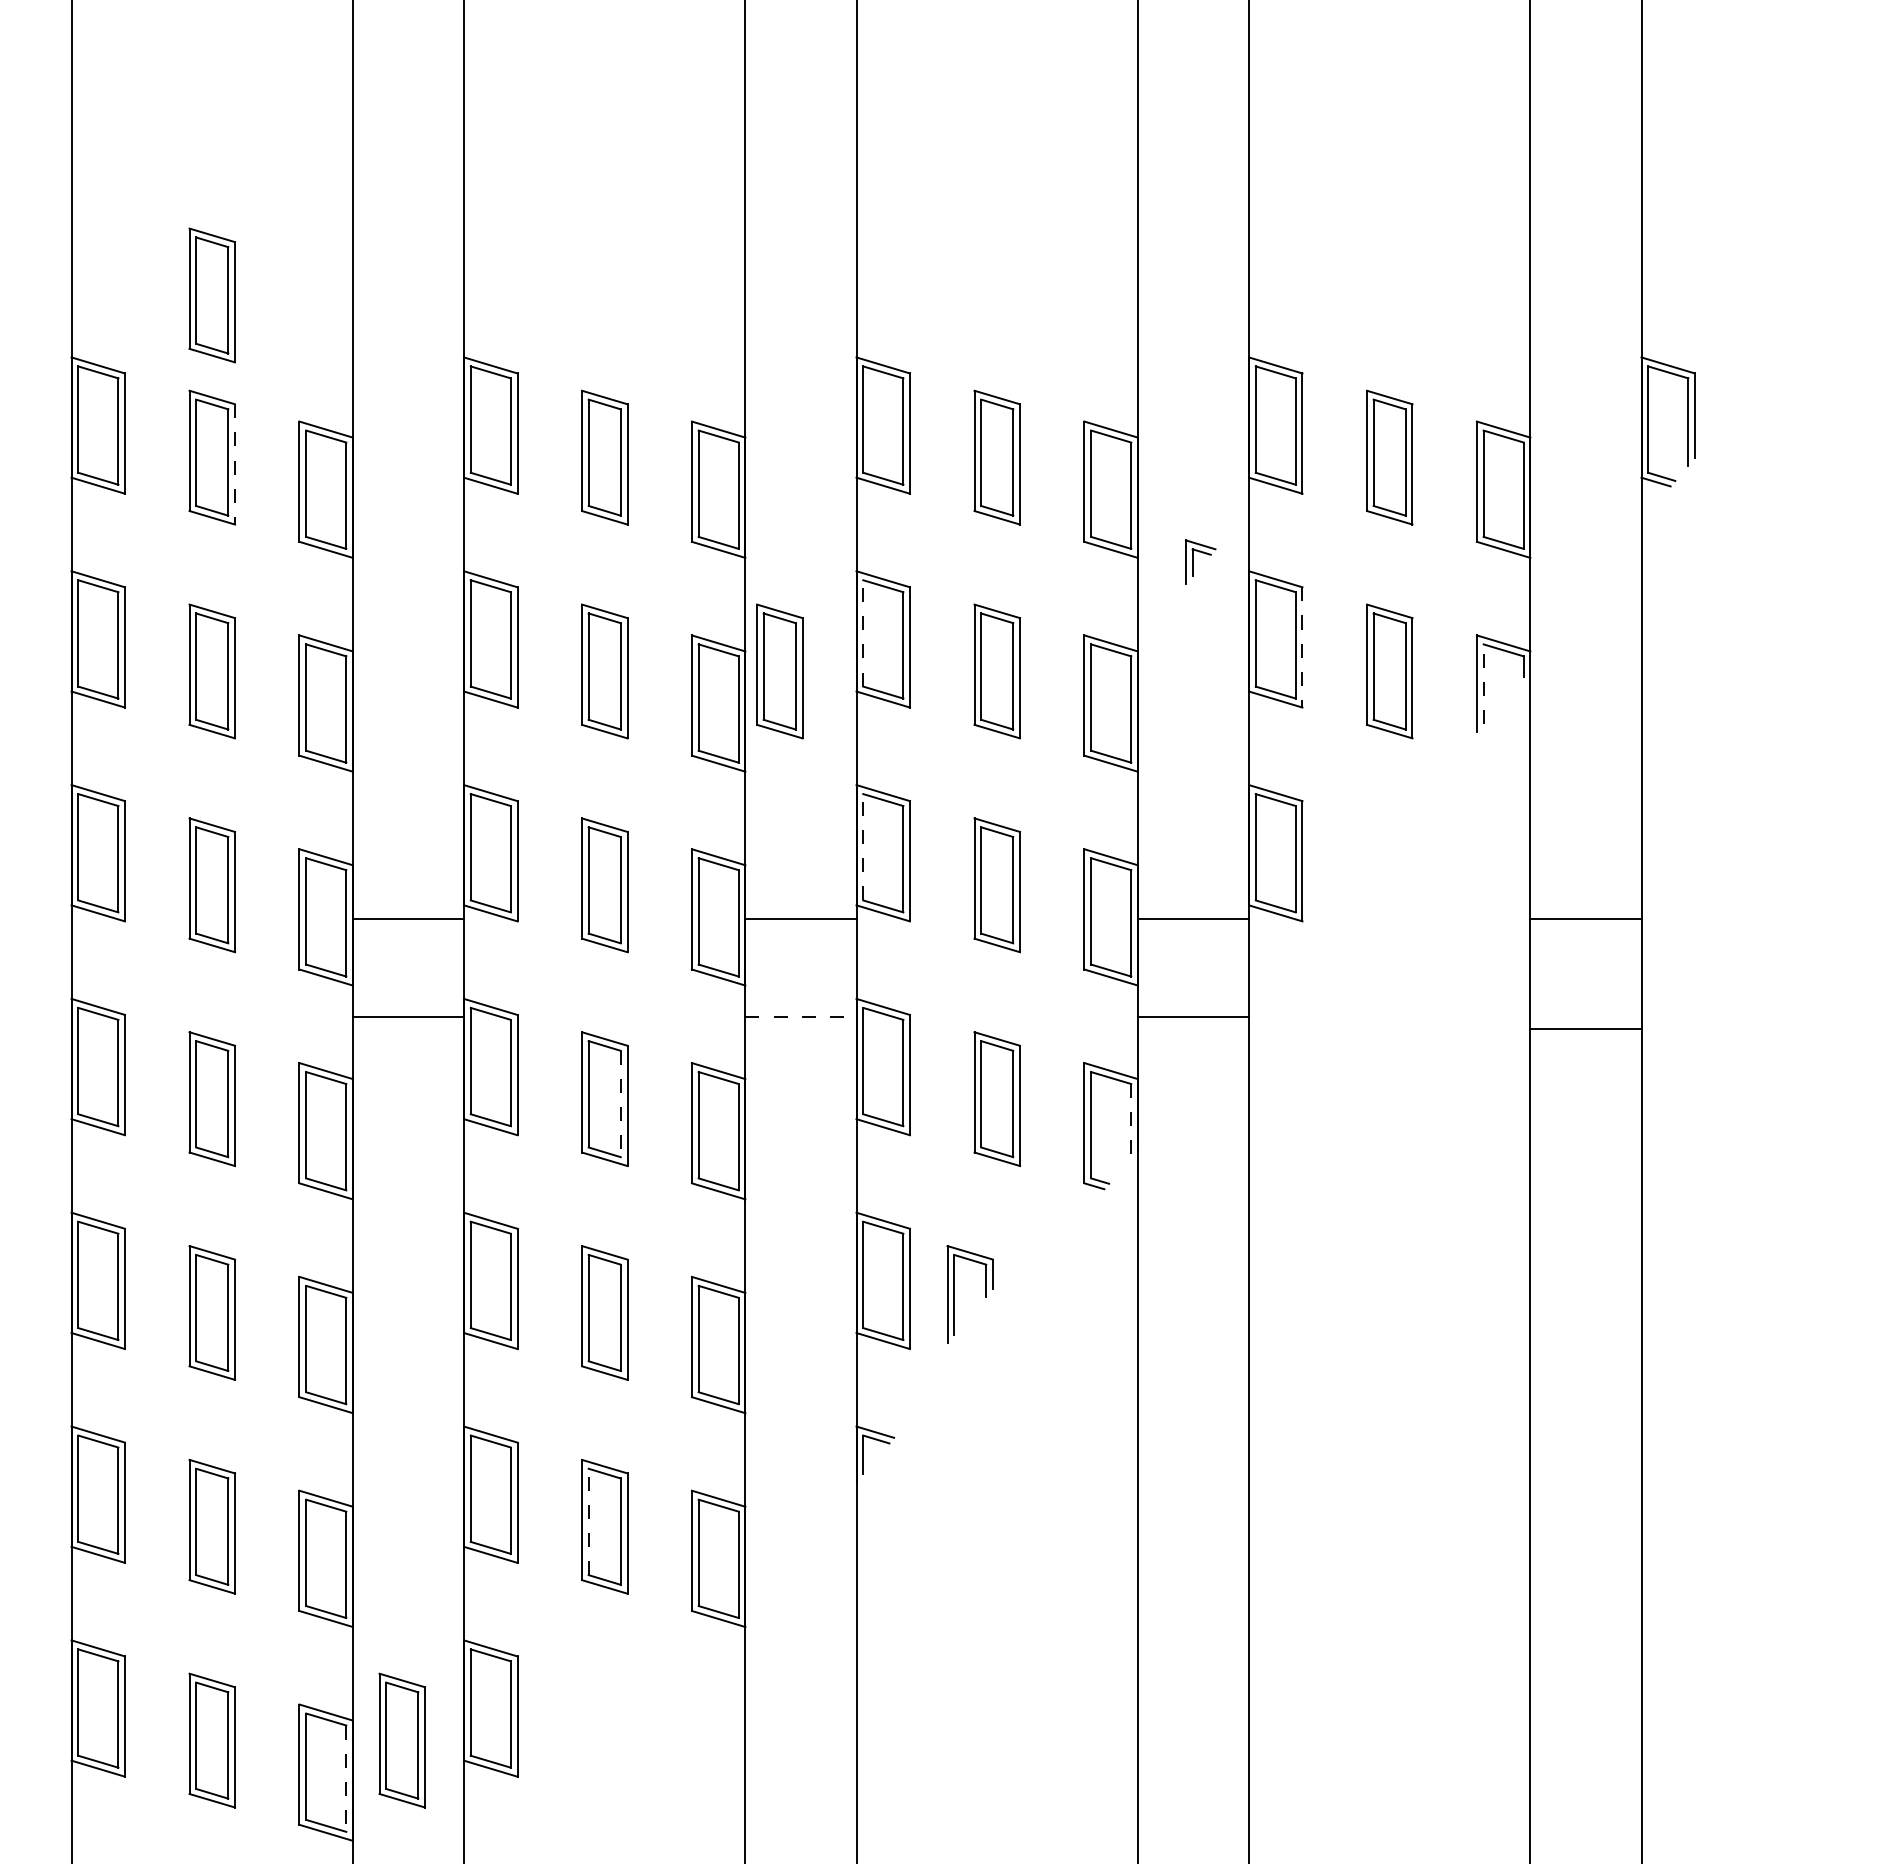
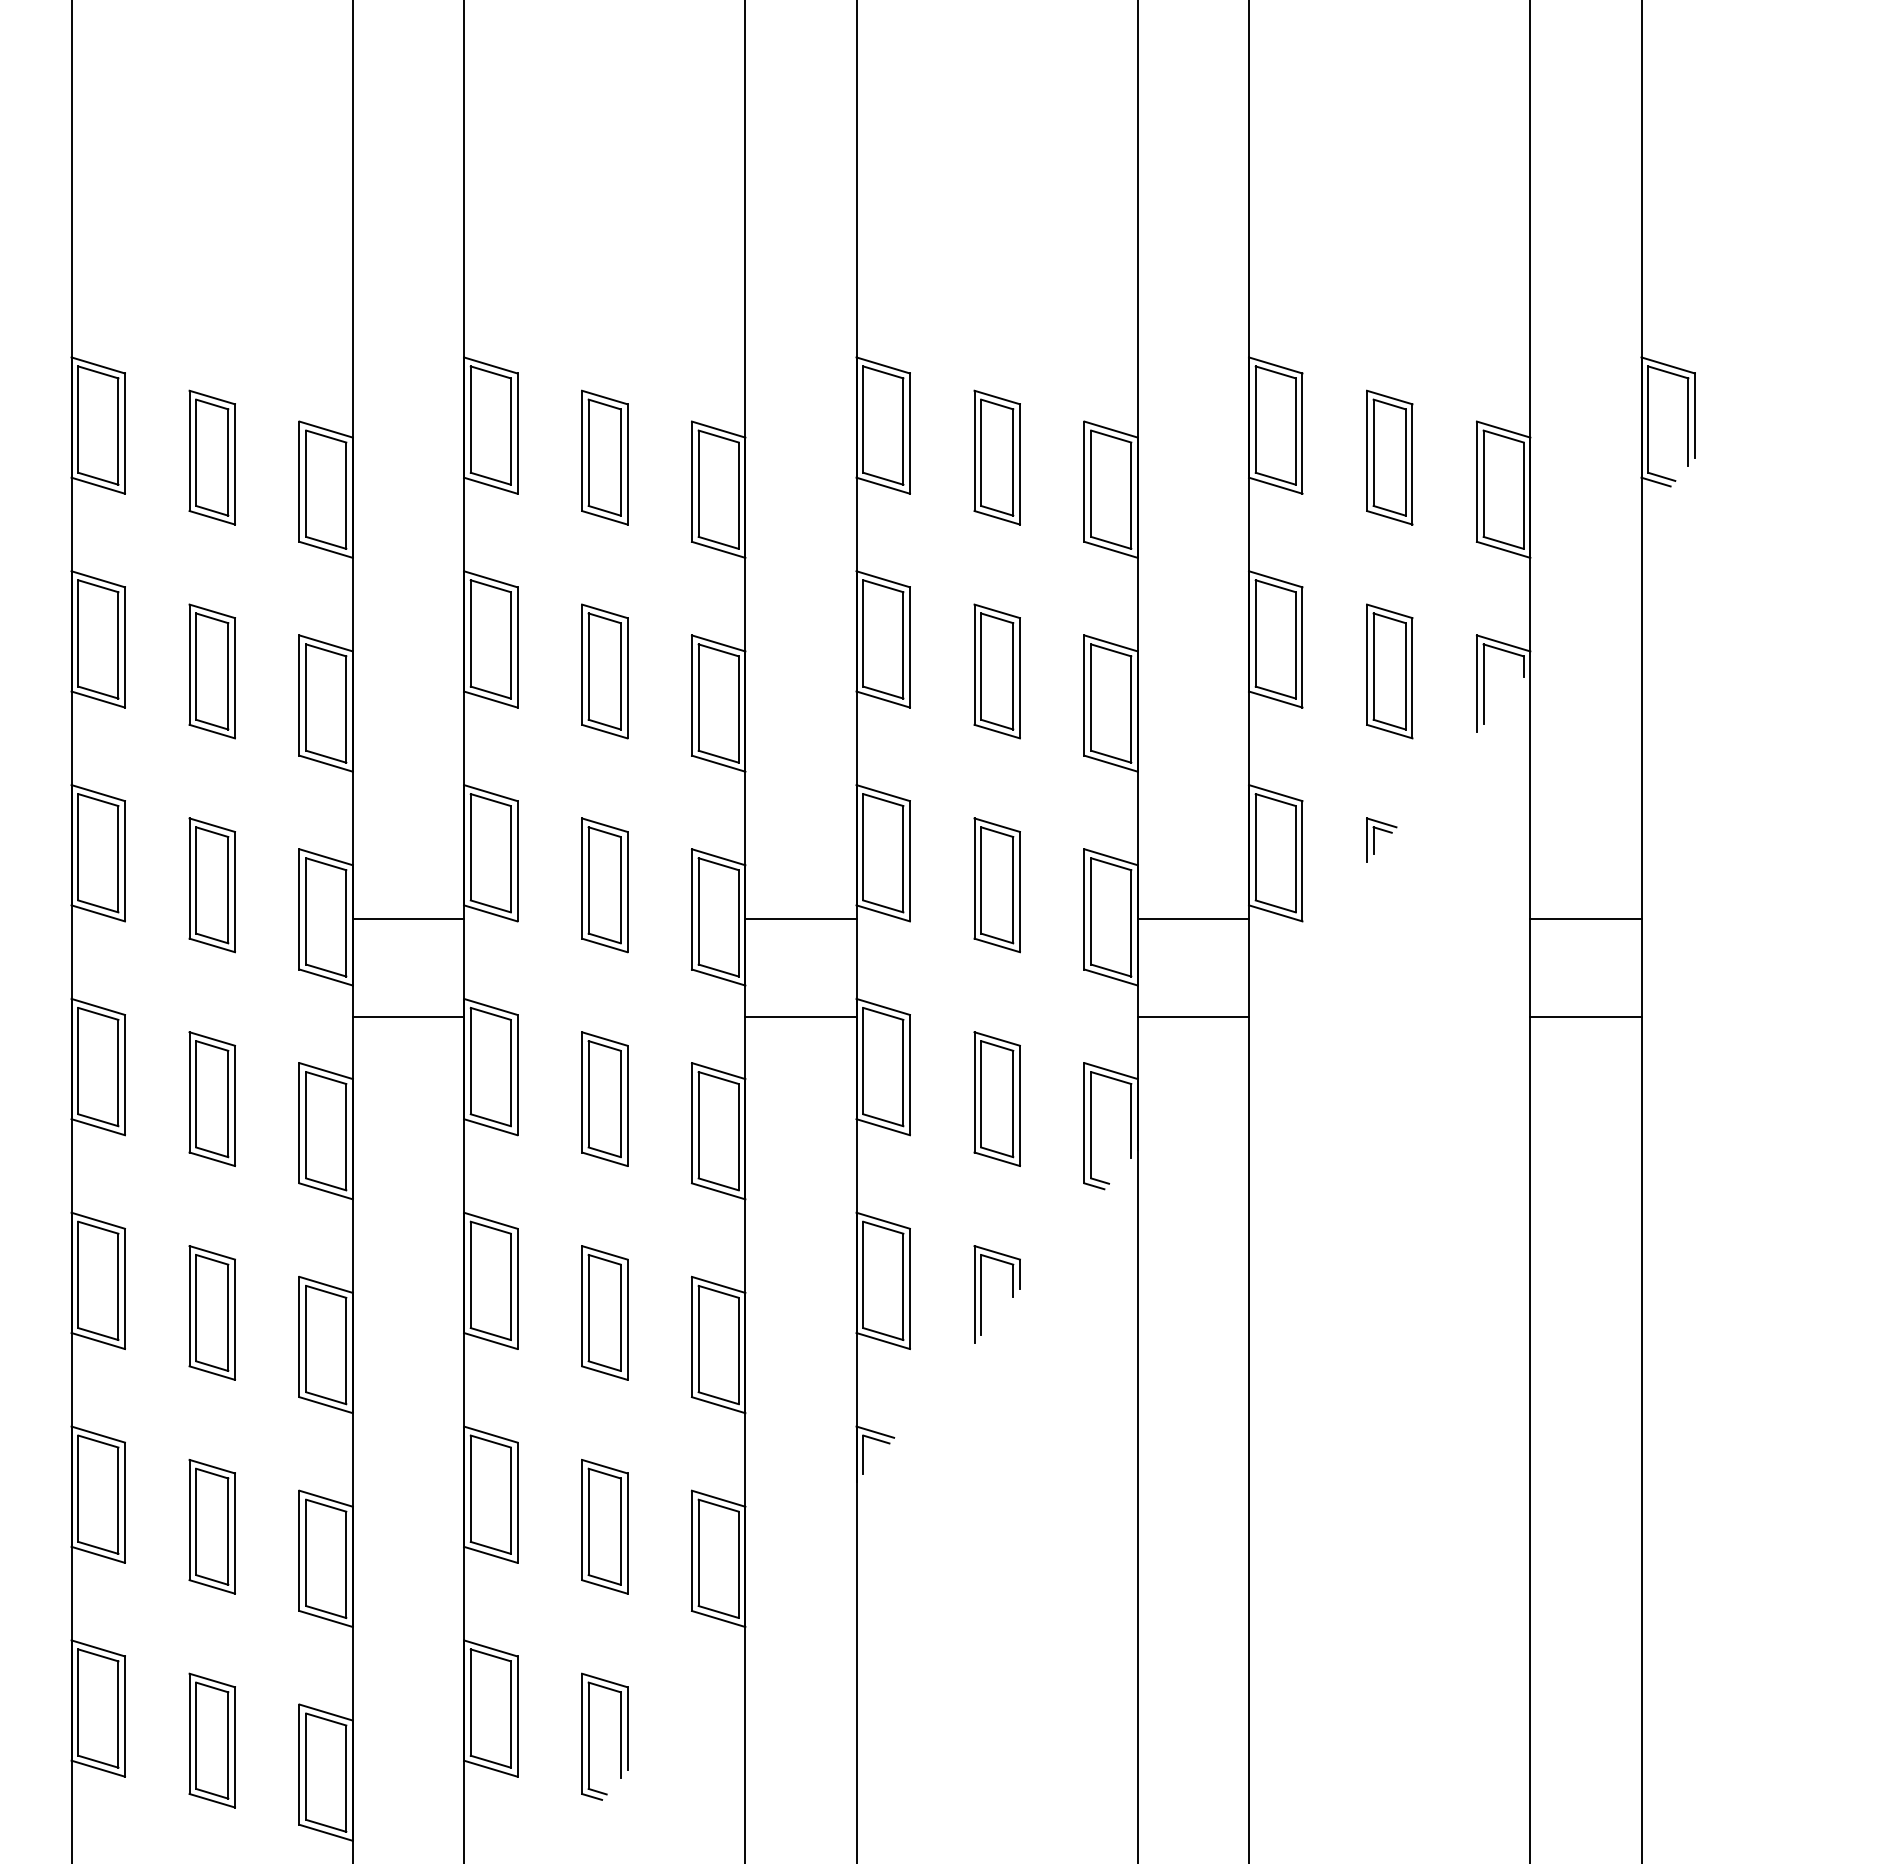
part: present -> none (211, 295)
line: dashed -> solid (235, 464)
part position: (1193, 561) -> (1374, 839) (1374, 839)
line: dashed -> solid (863, 632)
line: dashed -> solid (1302, 647)
part: present -> none (779, 671)
line: dashed -> solid (1483, 684)
line: dashed -> solid (863, 846)
line: dashed -> solid (800, 1017)
line position: (1585, 1029) -> (1585, 1017) (1585, 1017)
line: dashed -> solid (620, 1104)
line: dashed -> solid (1131, 1120)
part position: (954, 1294) -> (981, 1294) (981, 1294)
line: dashed -> solid (588, 1521)
part: none -> present (589, 1736)
part: present -> none (401, 1740)
line: dashed -> solid (346, 1779)
